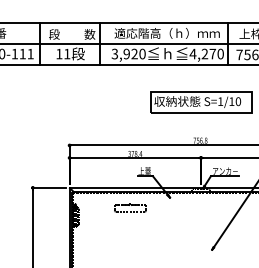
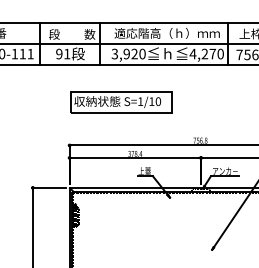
text: 11 -> 91 (59, 53)
part position: (201, 102) -> (121, 102) (121, 102)
part: present -> none (130, 207)
